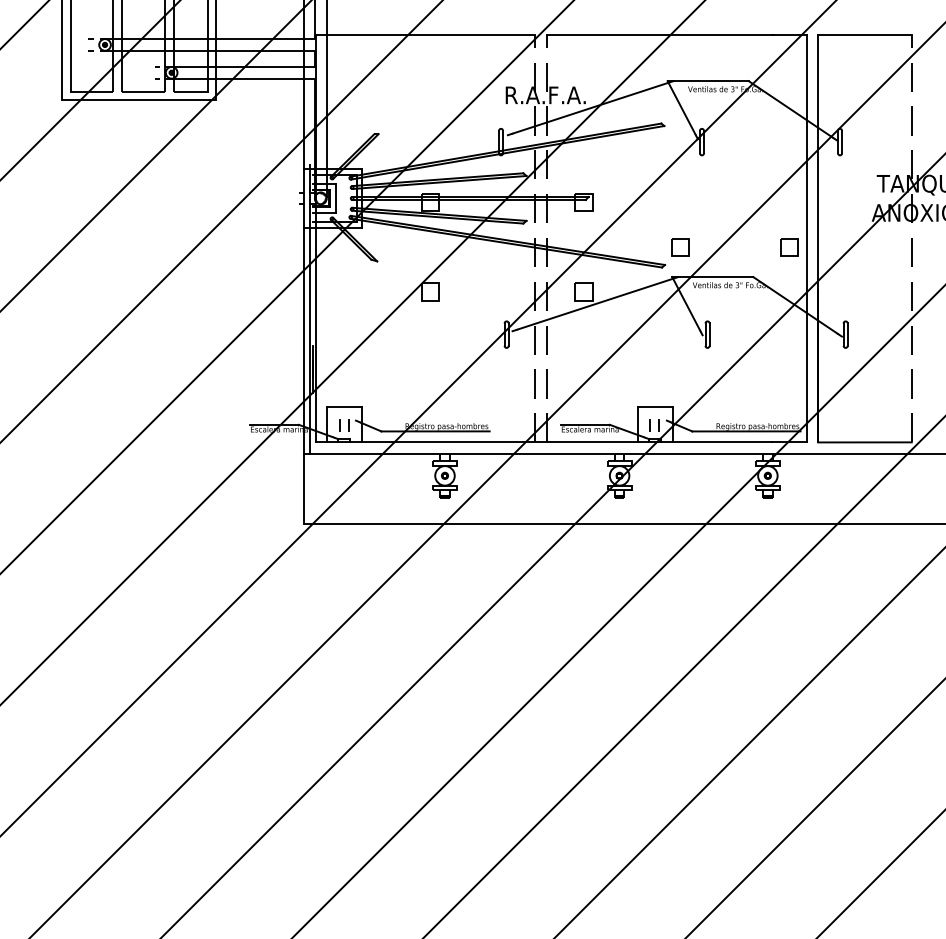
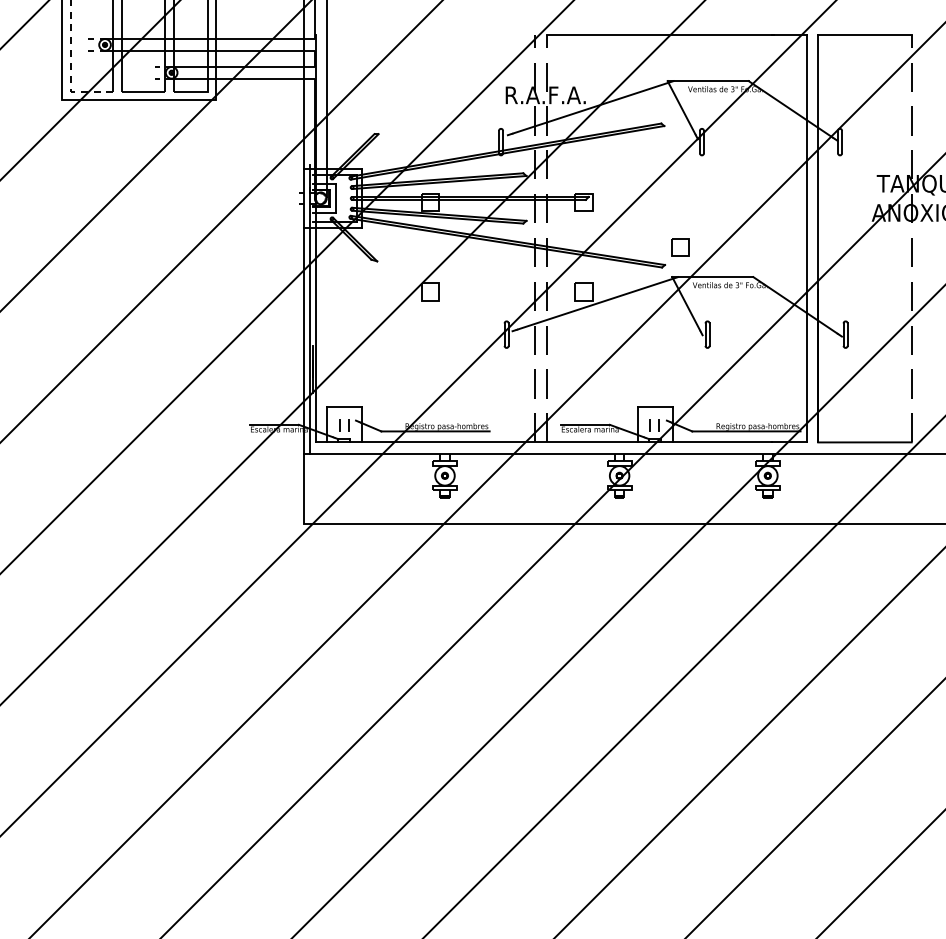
line: present -> none (424, 34)
line: solid -> dashed (70, 67)
part: present -> none (789, 247)
